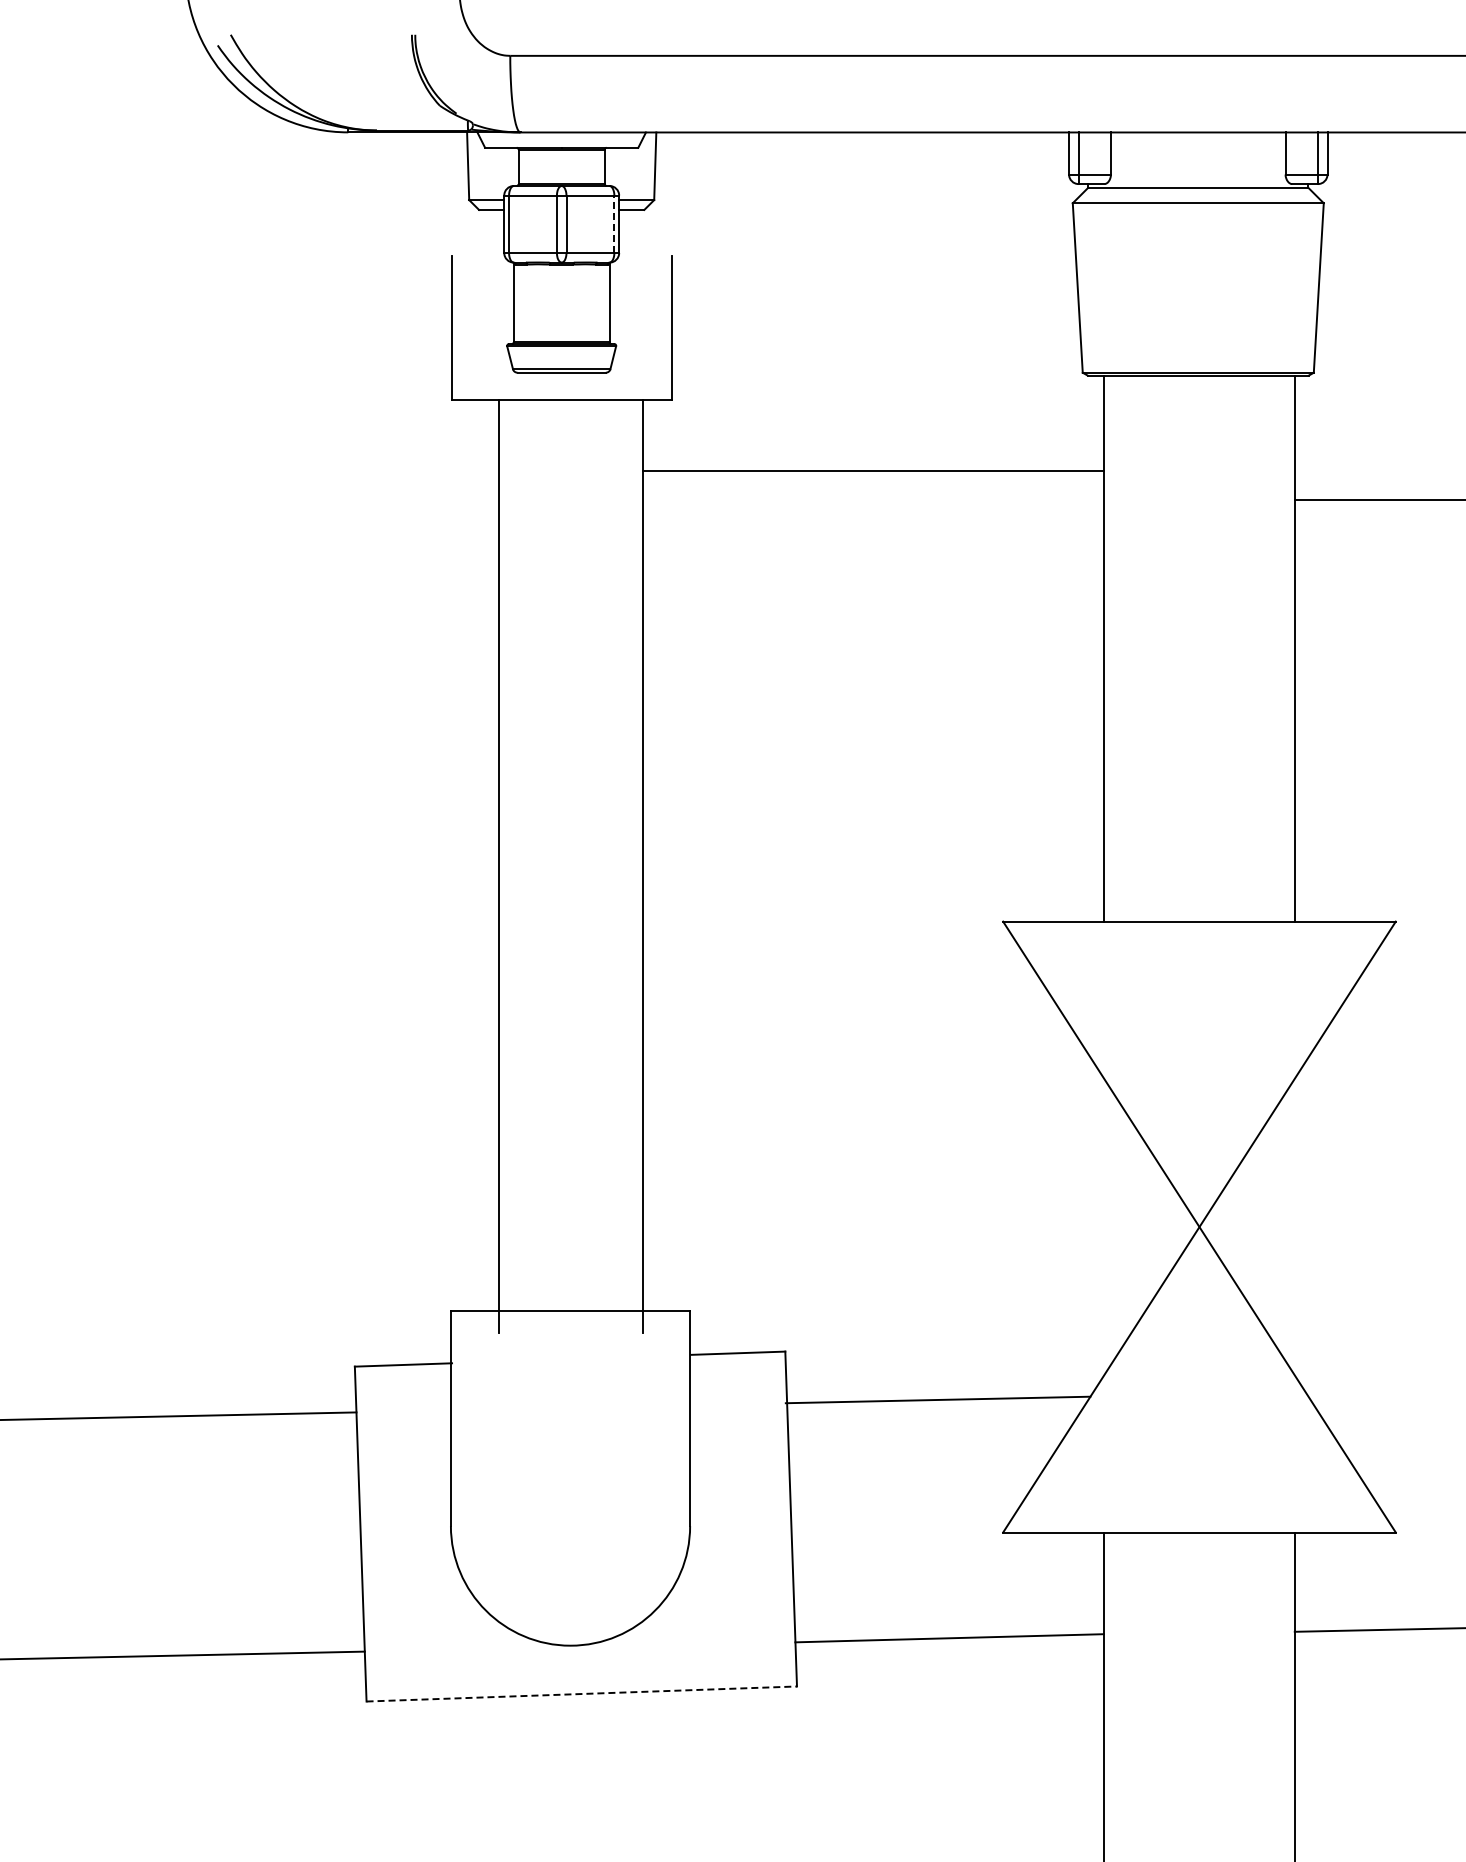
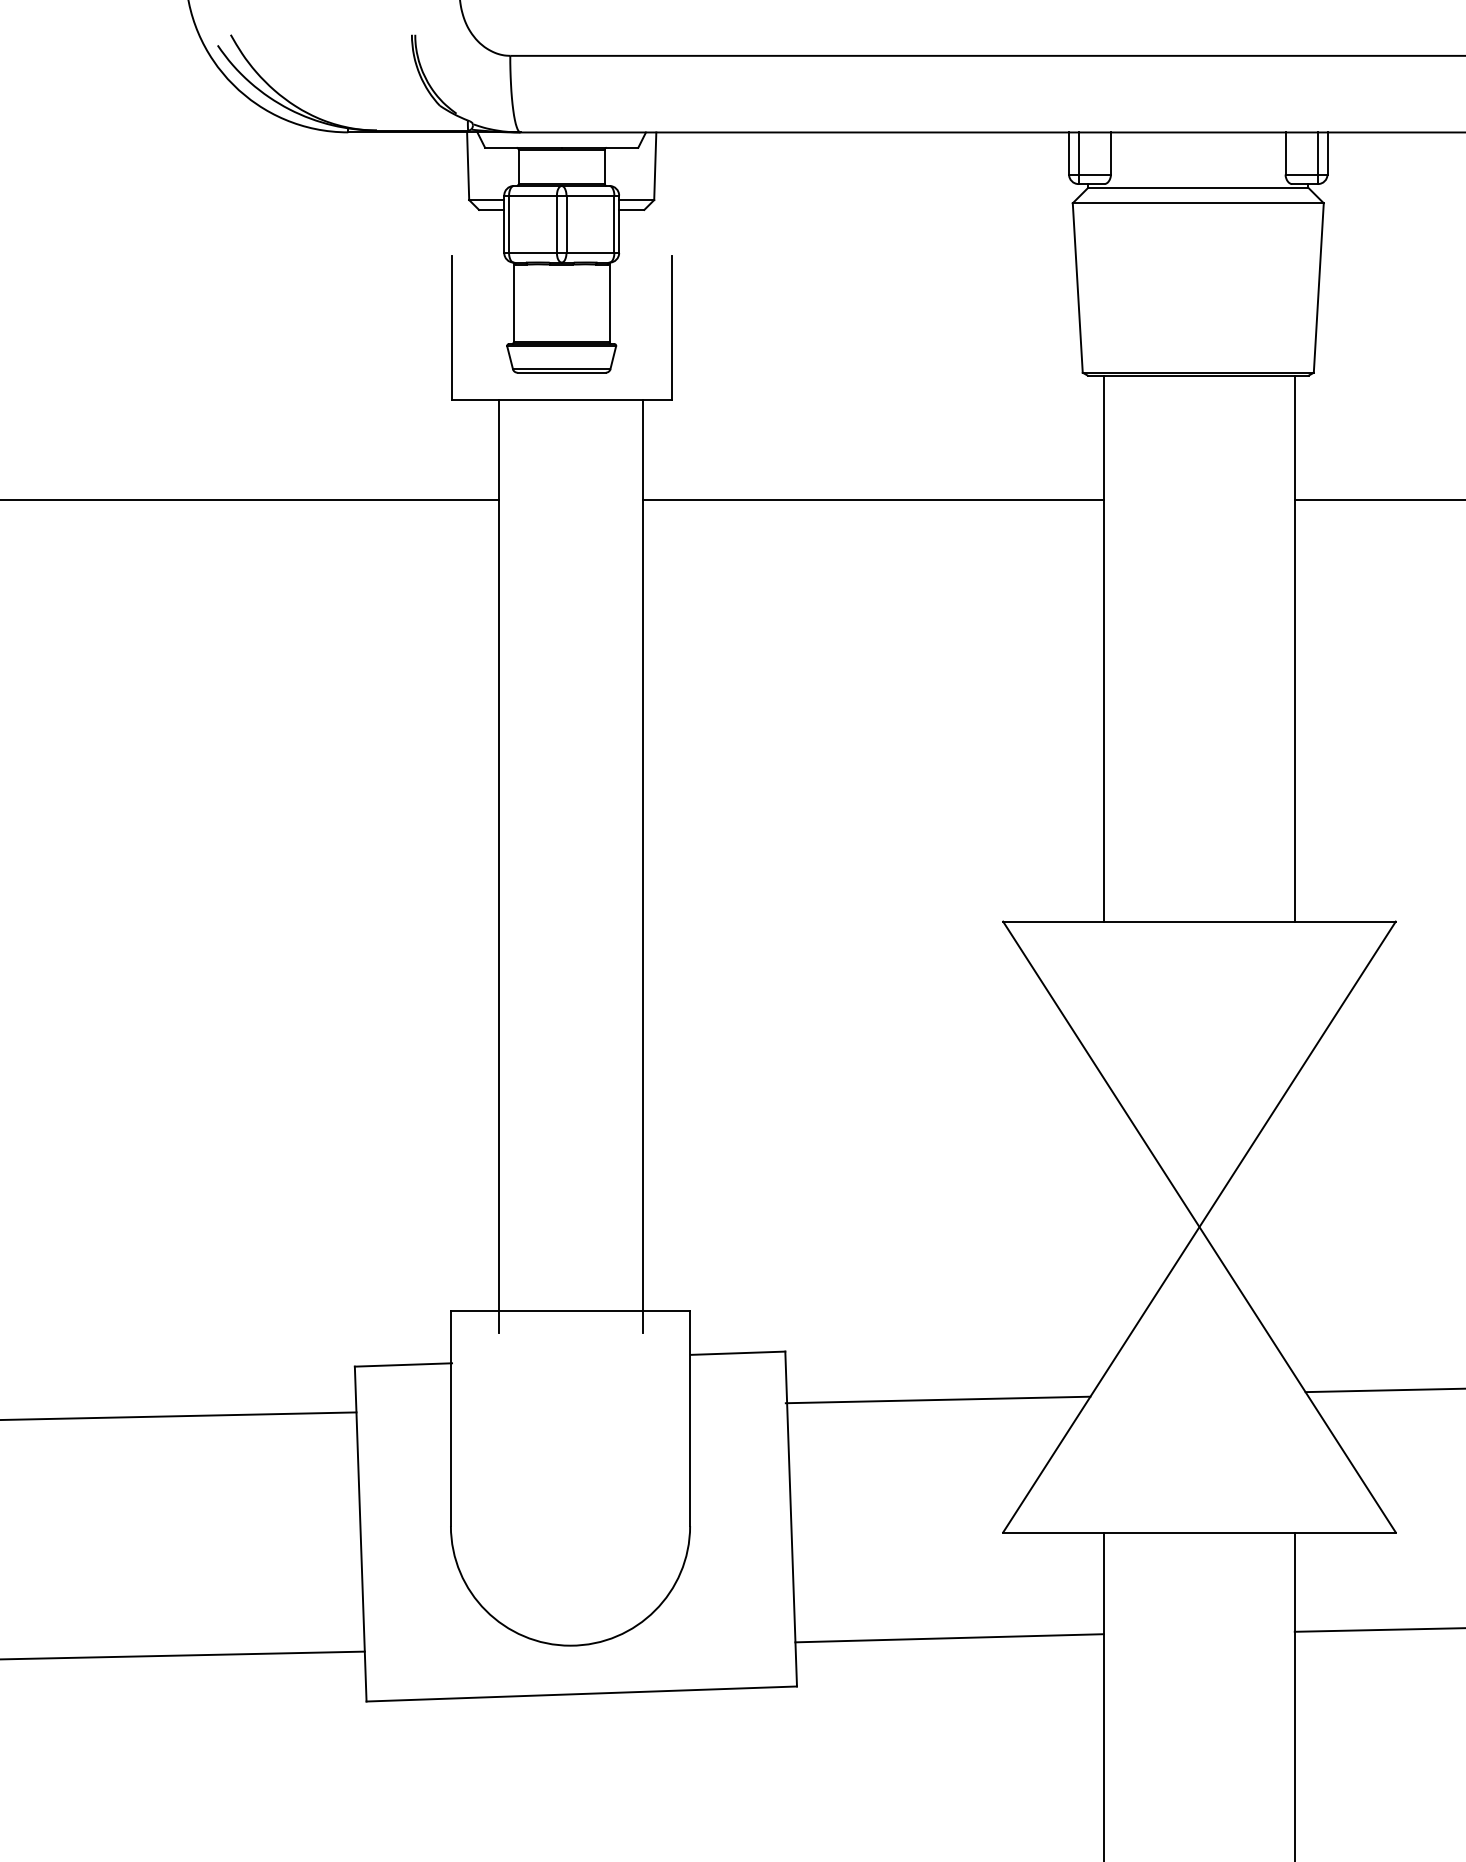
line: dashed -> solid (614, 224)
line position: (872, 471) -> (872, 500) (872, 500)
line: none -> present (250, 500)
line: none -> present (1383, 1390)
line: dashed -> solid (582, 1693)
